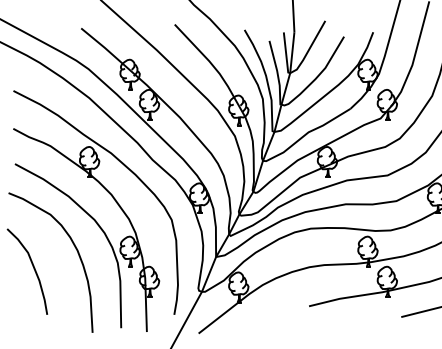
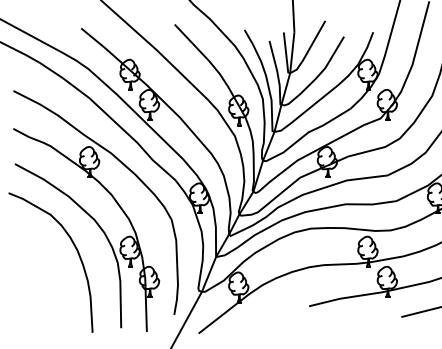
curve: present -> none (33, 269)
